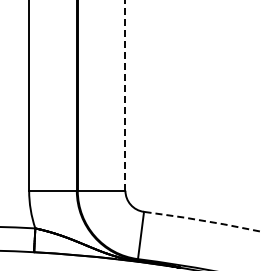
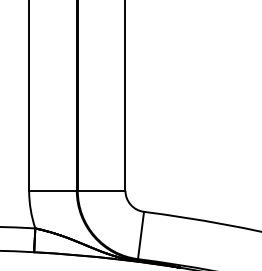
line: dashed -> solid (125, 96)
arc: dashed -> solid (203, 220)
